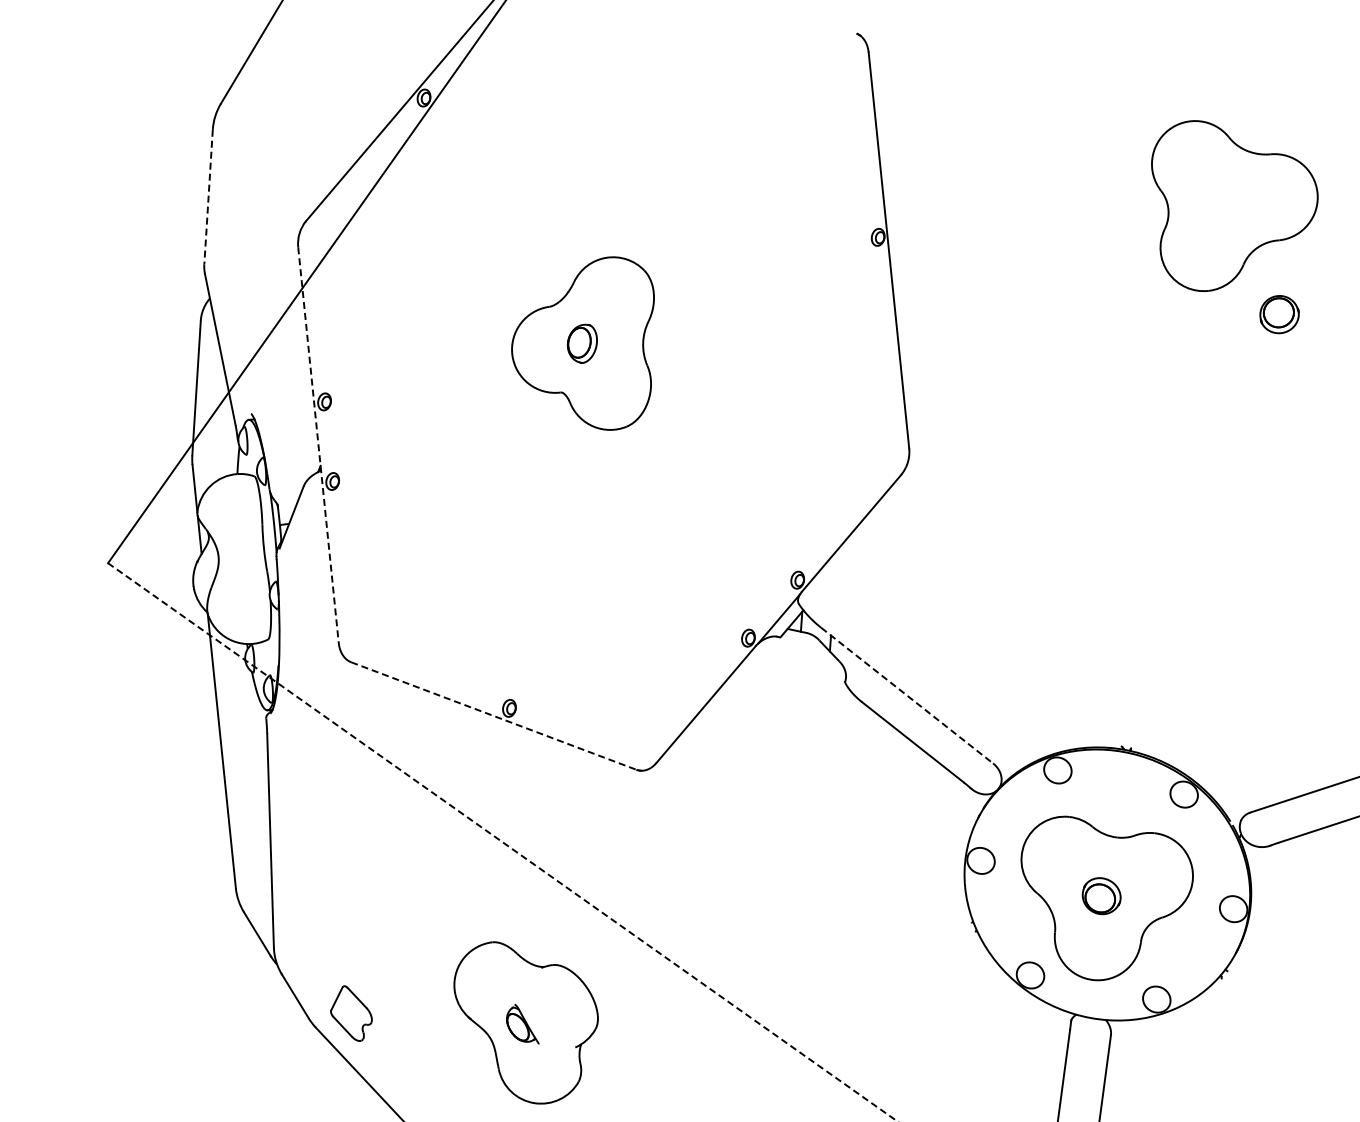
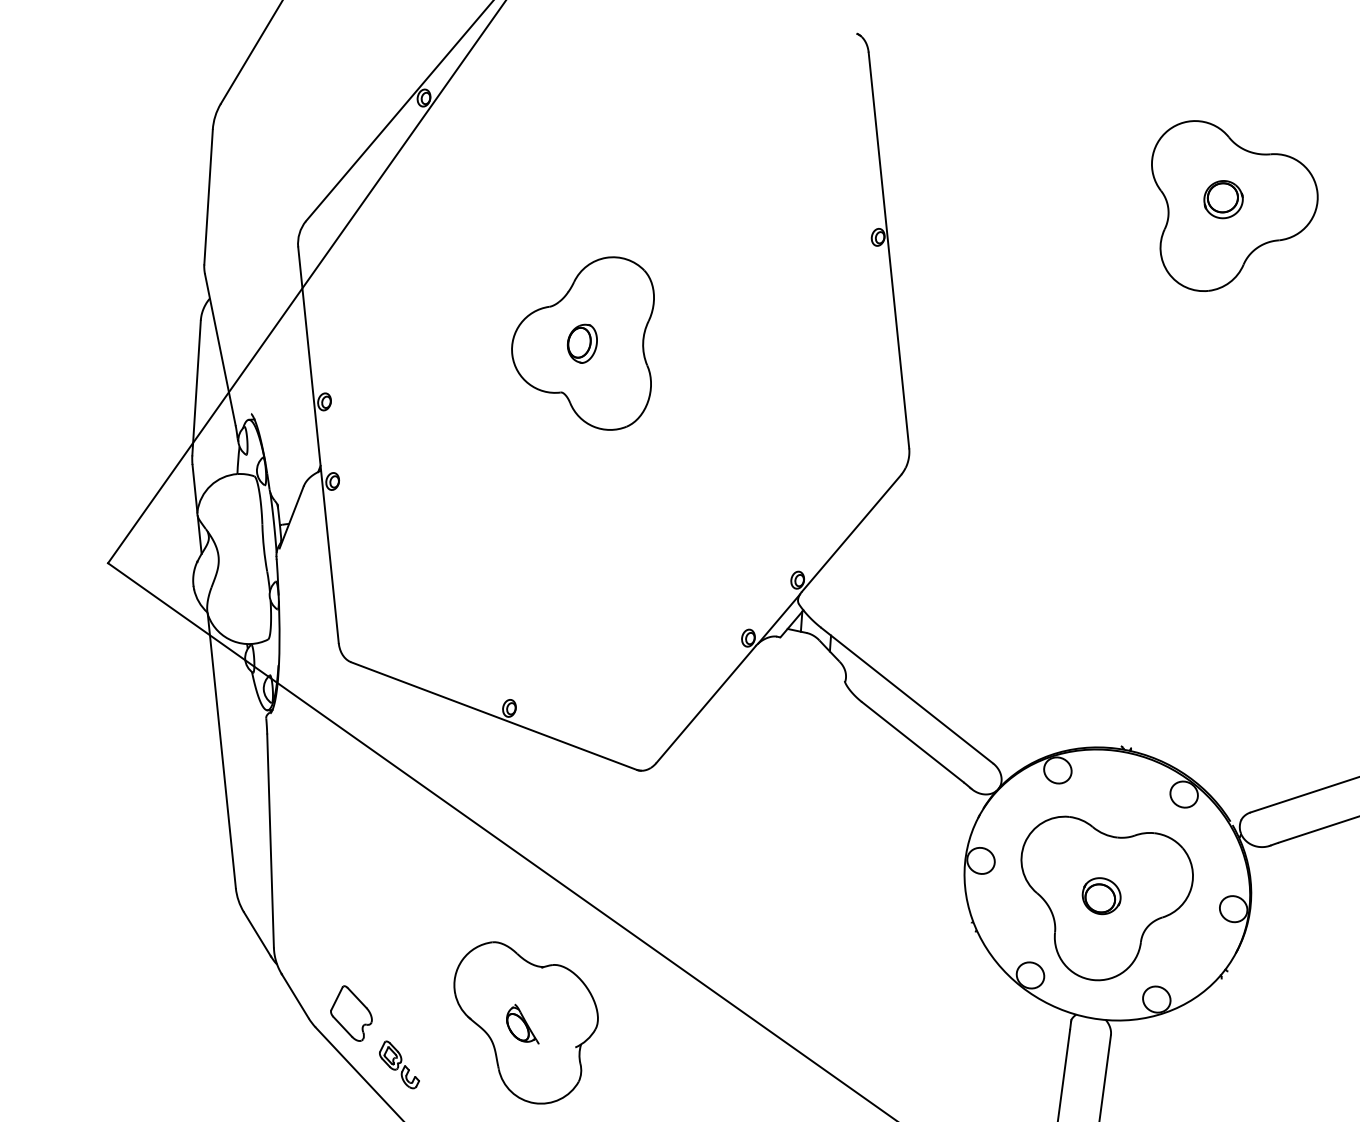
line: dashed -> solid (208, 197)
part position: (1279, 314) -> (1223, 199) (1223, 199)
line: dashed -> solid (318, 445)
line: dashed -> solid (907, 695)
line: dashed -> solid (494, 716)
line: dashed -> solid (502, 842)
part: none -> present (399, 1064)
